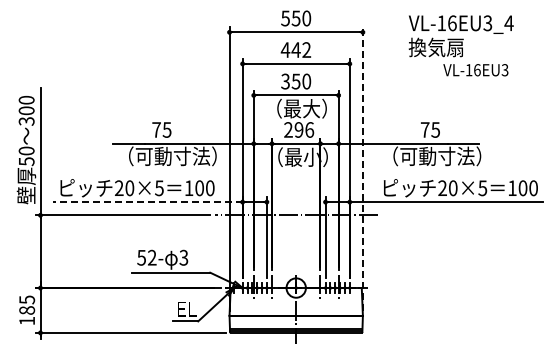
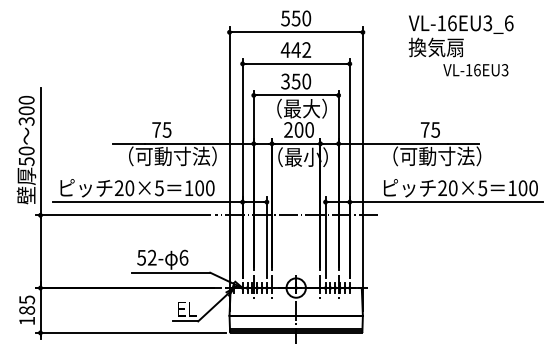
text: VL-16EU3_4 -> VL-16EU3_6 (508, 23)
text: 296 -> 200 (304, 129)
line: dashed -> solid (362, 169)
line: dashed -> solid (147, 202)
text: 3 -> 6 (183, 257)
